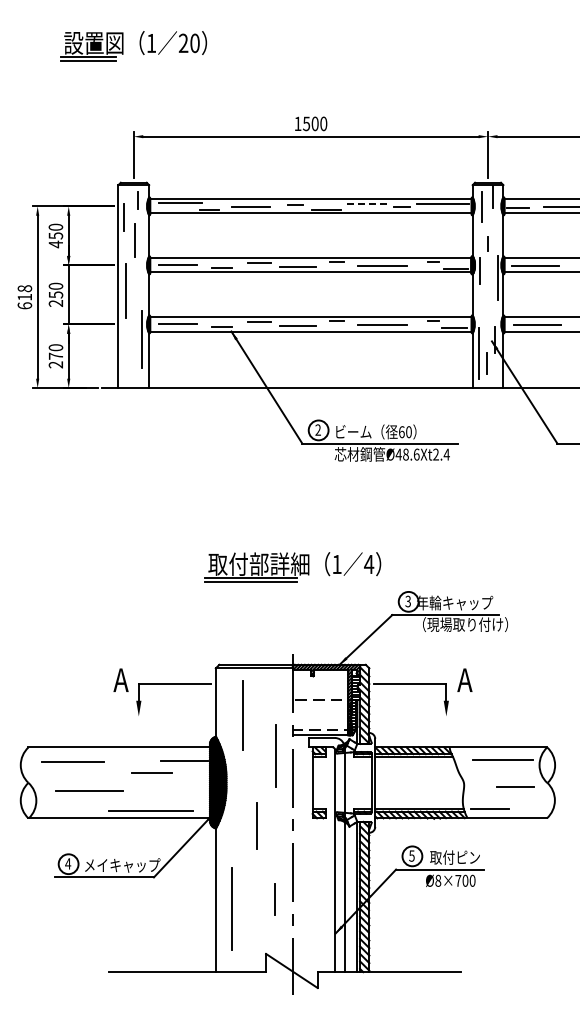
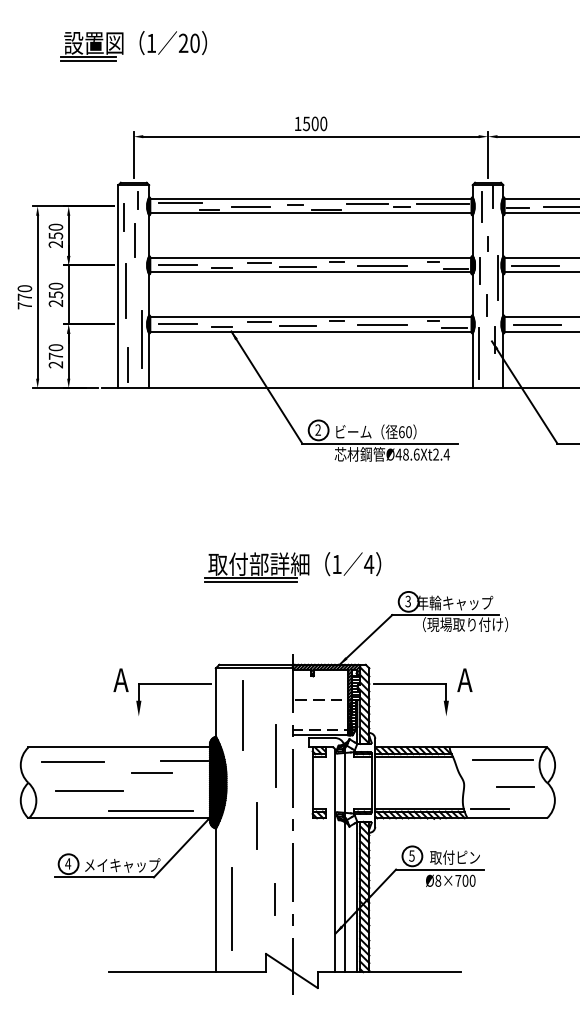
line: dashed -> solid (368, 203)
text: 450 -> 250 (55, 244)
text: 618 -> 770 (24, 297)
line position: (486, 363) -> (486, 305) (486, 305)
line: none -> present (127, 365)
